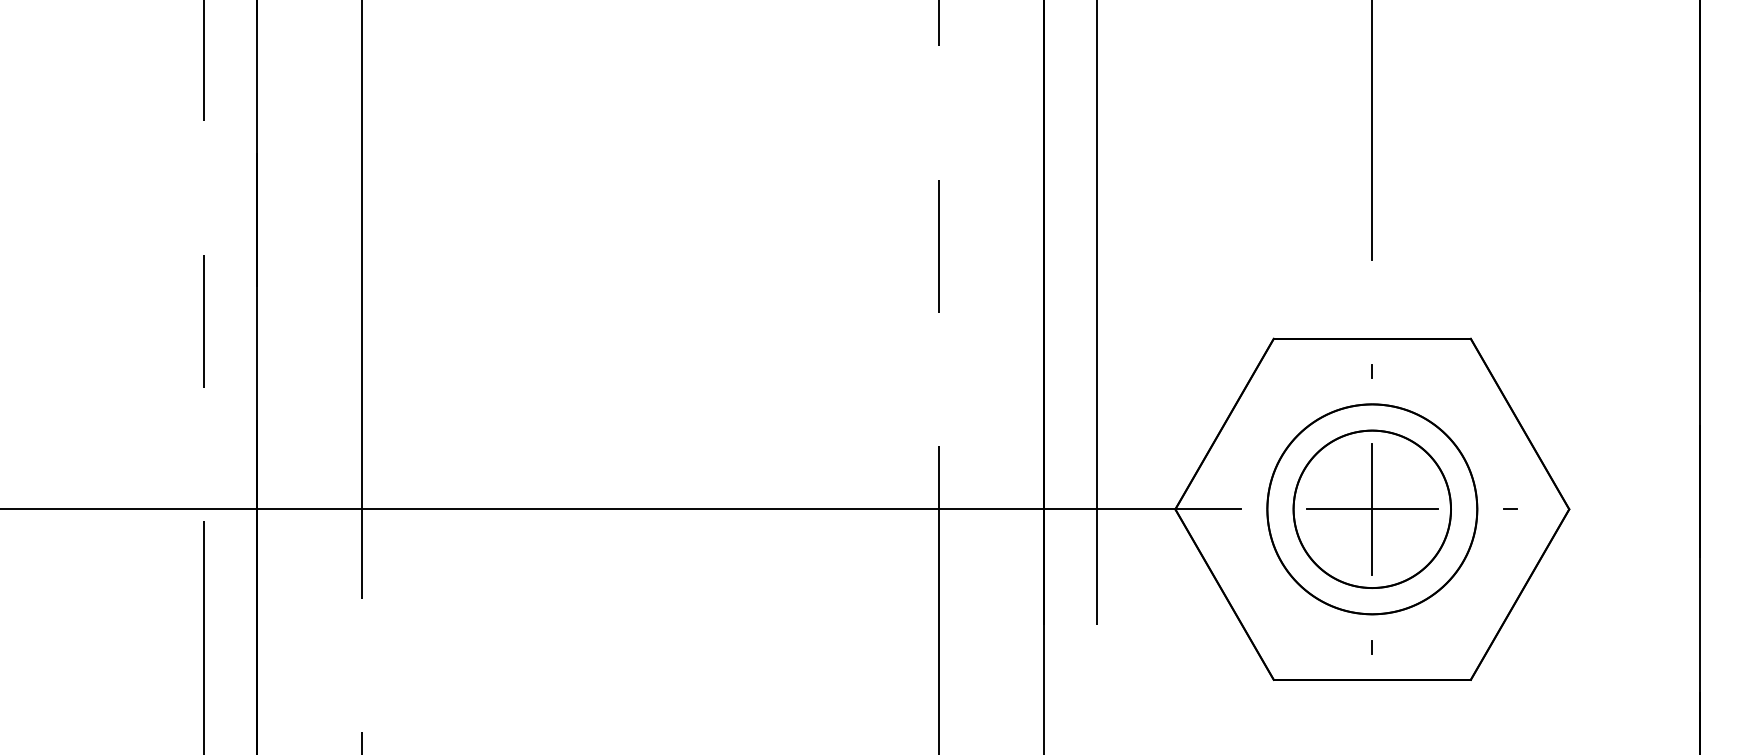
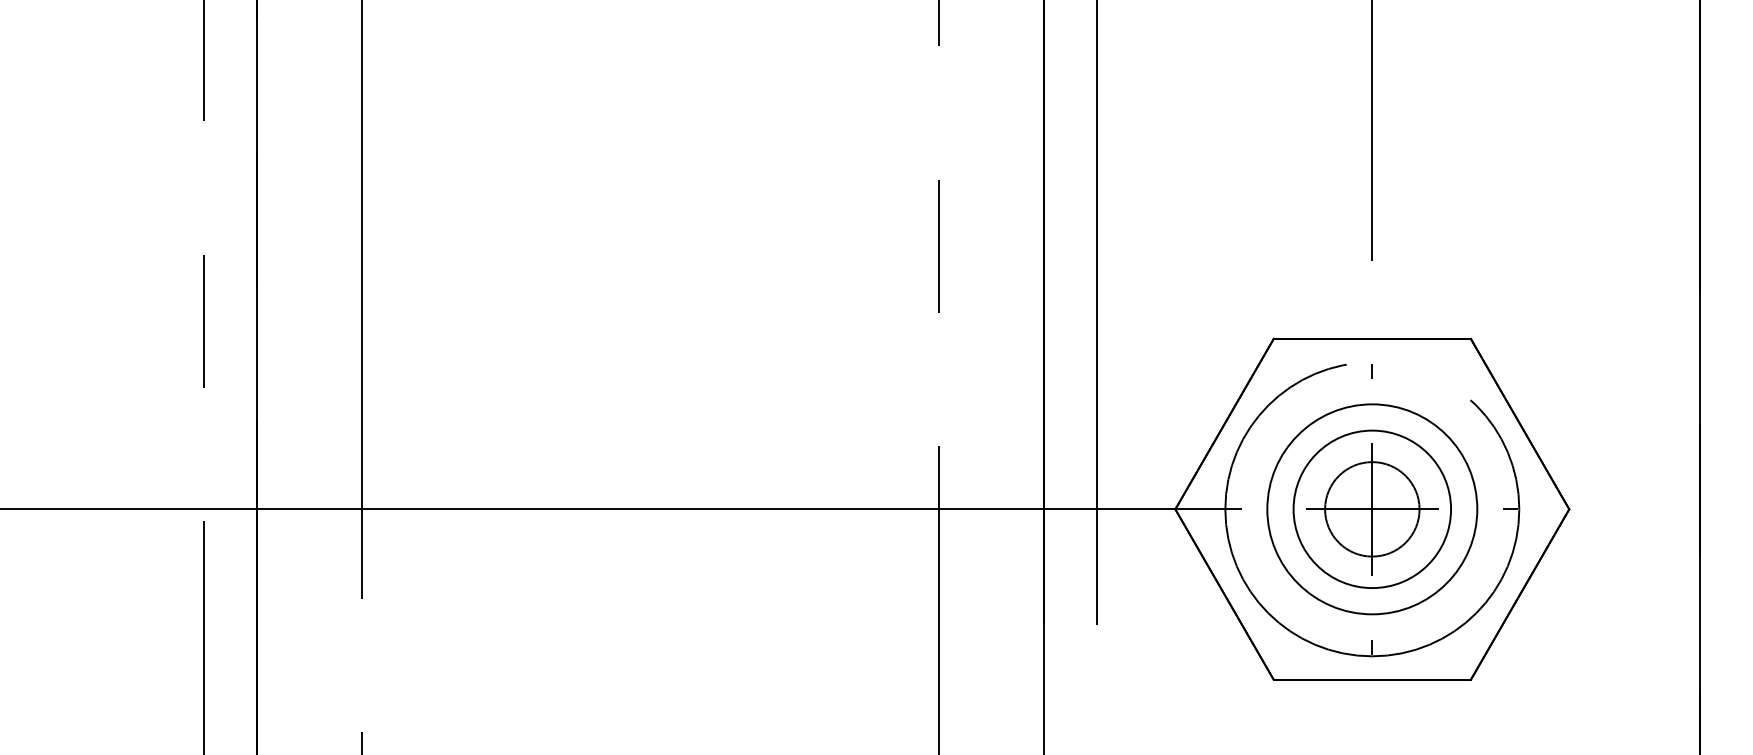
circle diameter: 157 px -> 94 px (1372, 509)
circle diameter: 210 px -> 294 px (1372, 509)
